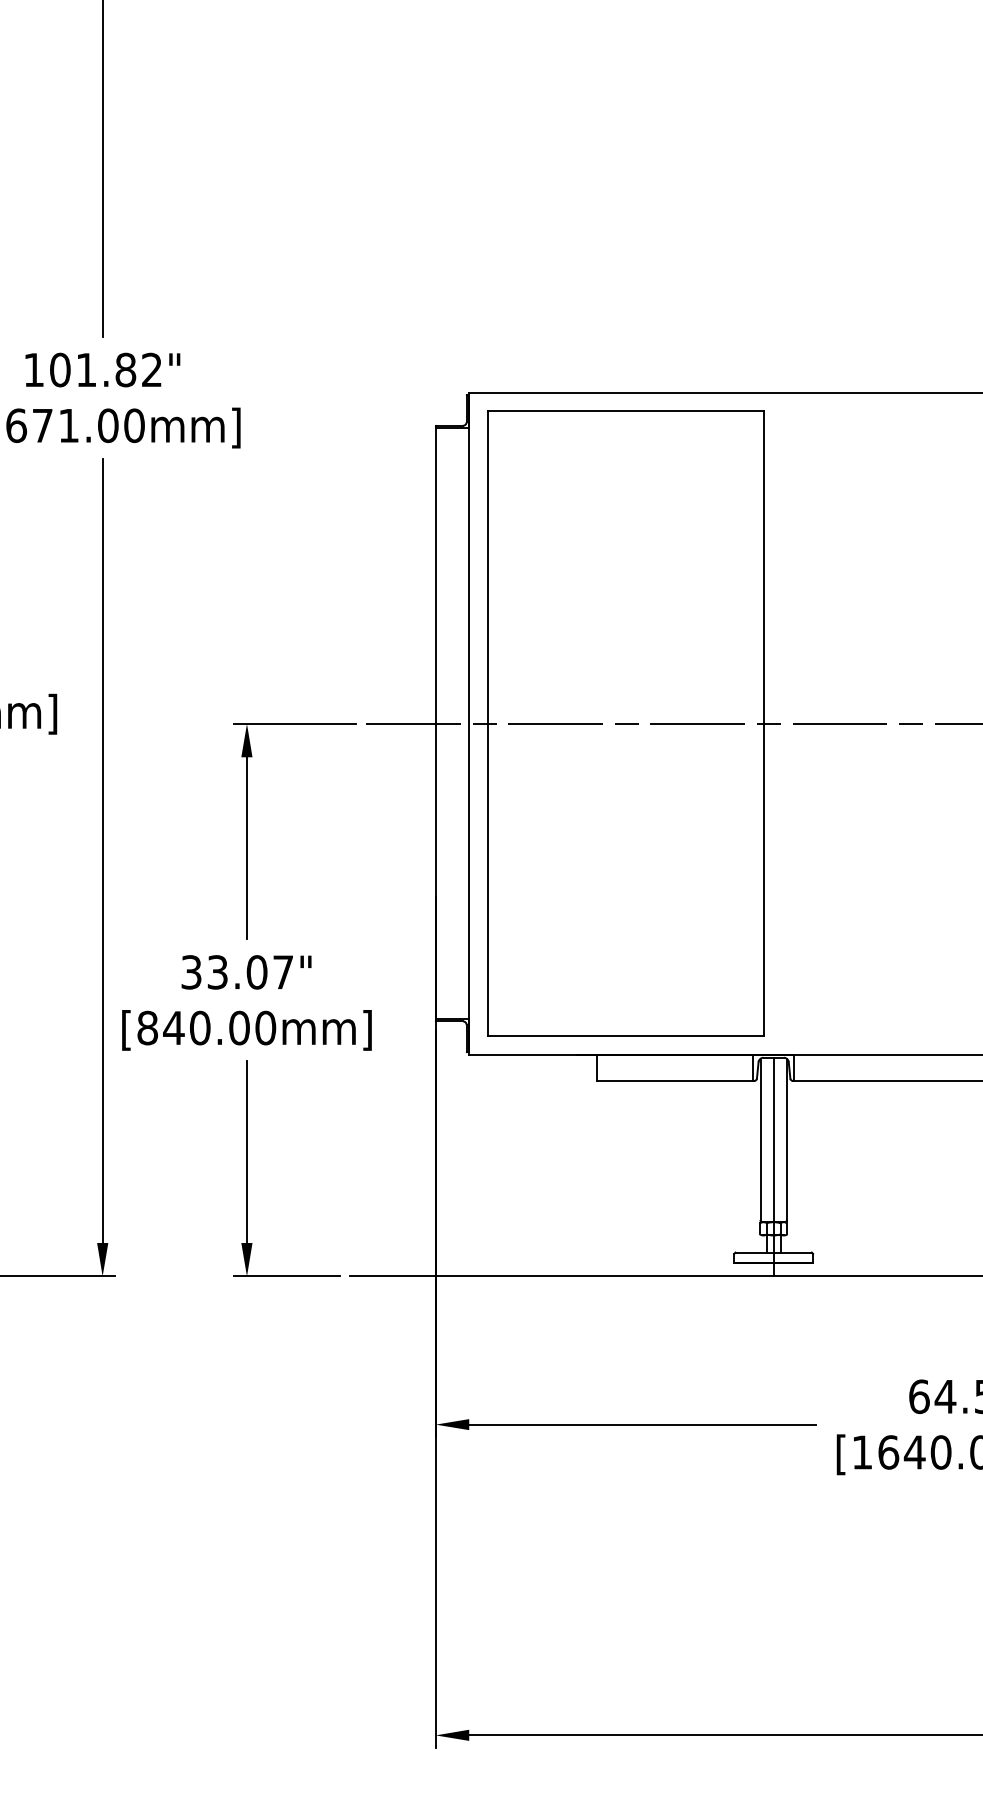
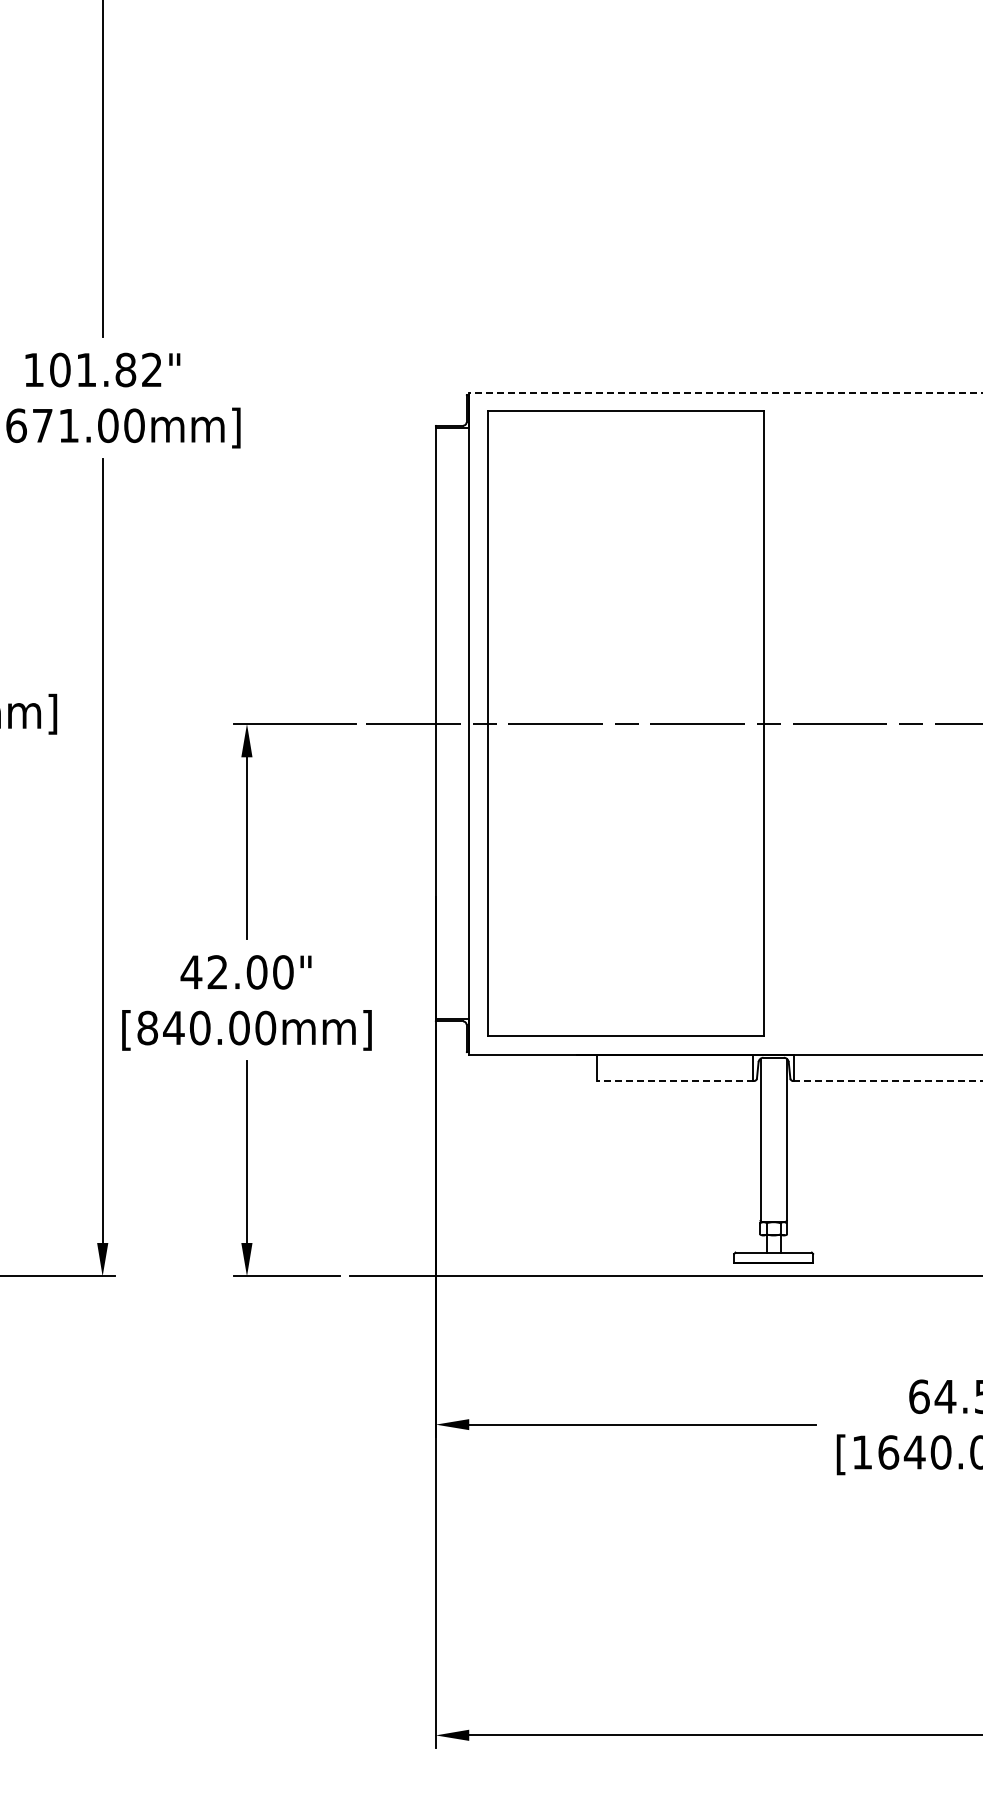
line: solid -> dashed (725, 392)
text: 33.07" -> 42.00" (236, 972)
line: solid -> dashed (675, 1080)
line: solid -> dashed (887, 1080)
line: present -> none (773, 1166)
